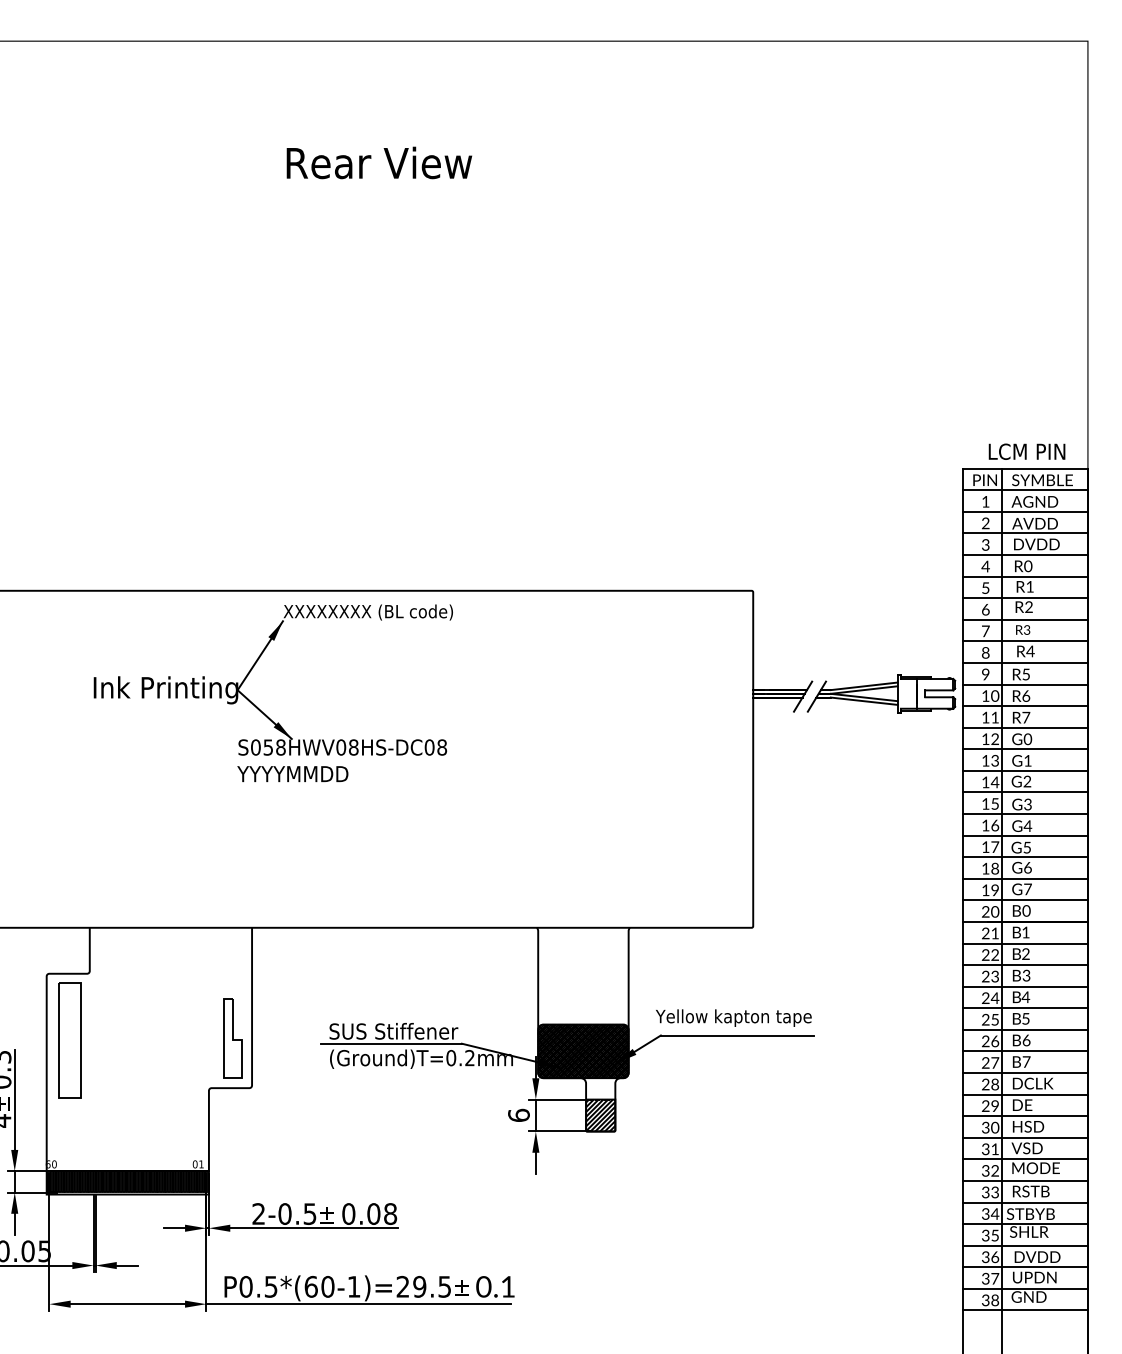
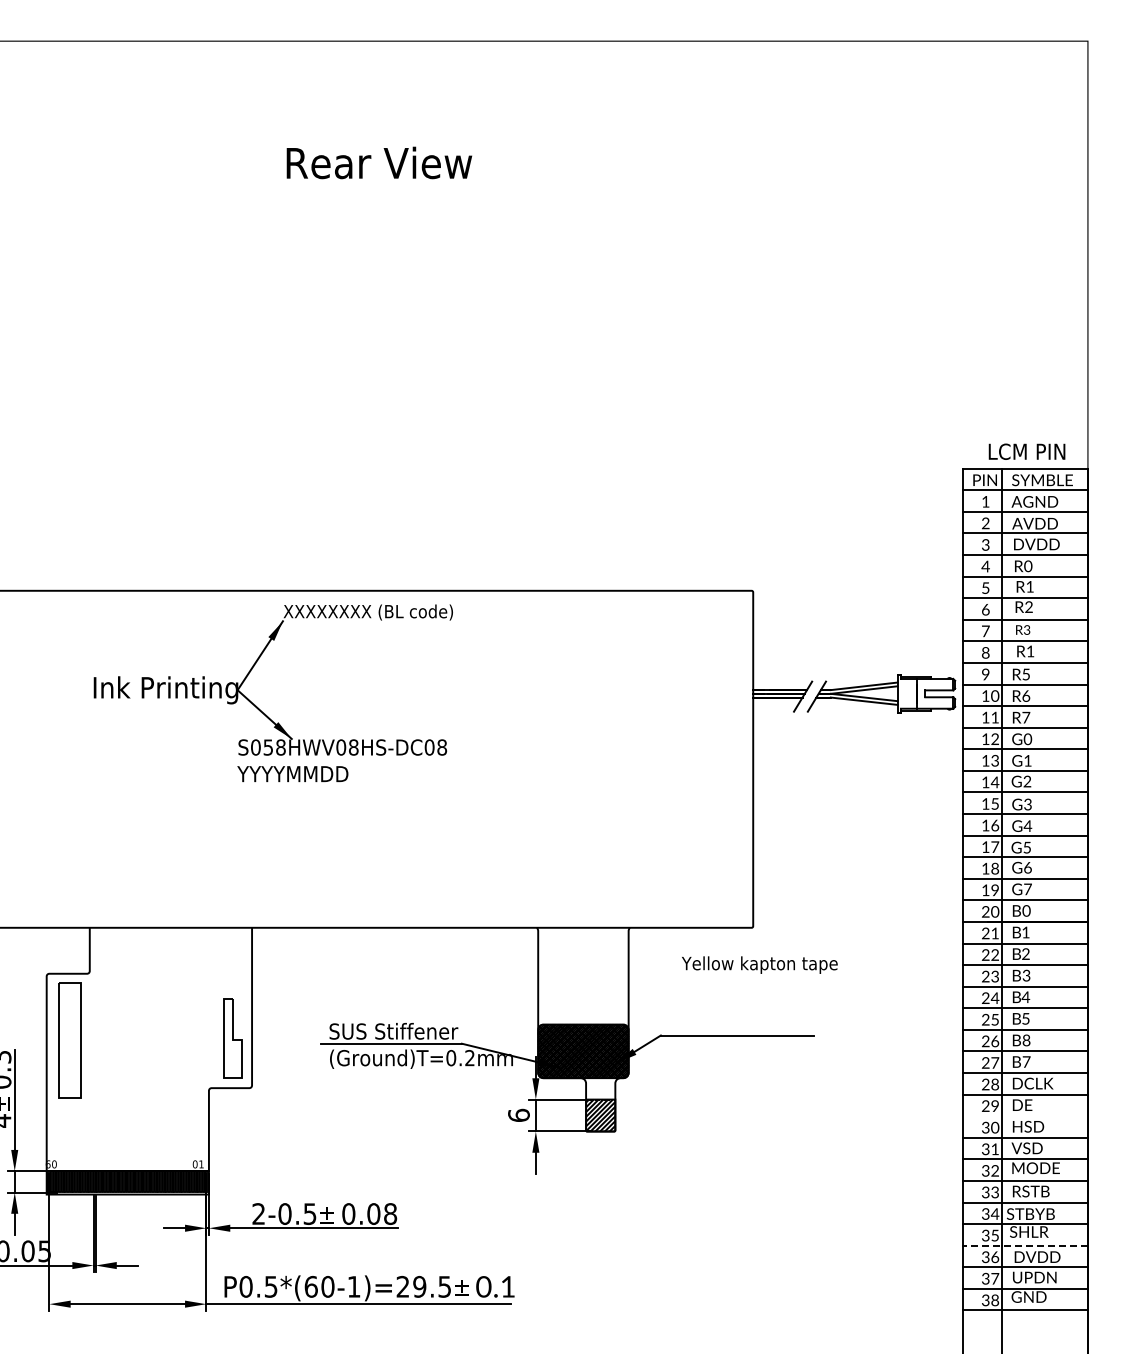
text: R4 -> R1 (1030, 651)
text position: (733, 1017) -> (759, 964) (759, 964)
text: B6 -> B8 (1026, 1039)
line: present -> none (1025, 1116)
line: solid -> dashed (1025, 1245)
